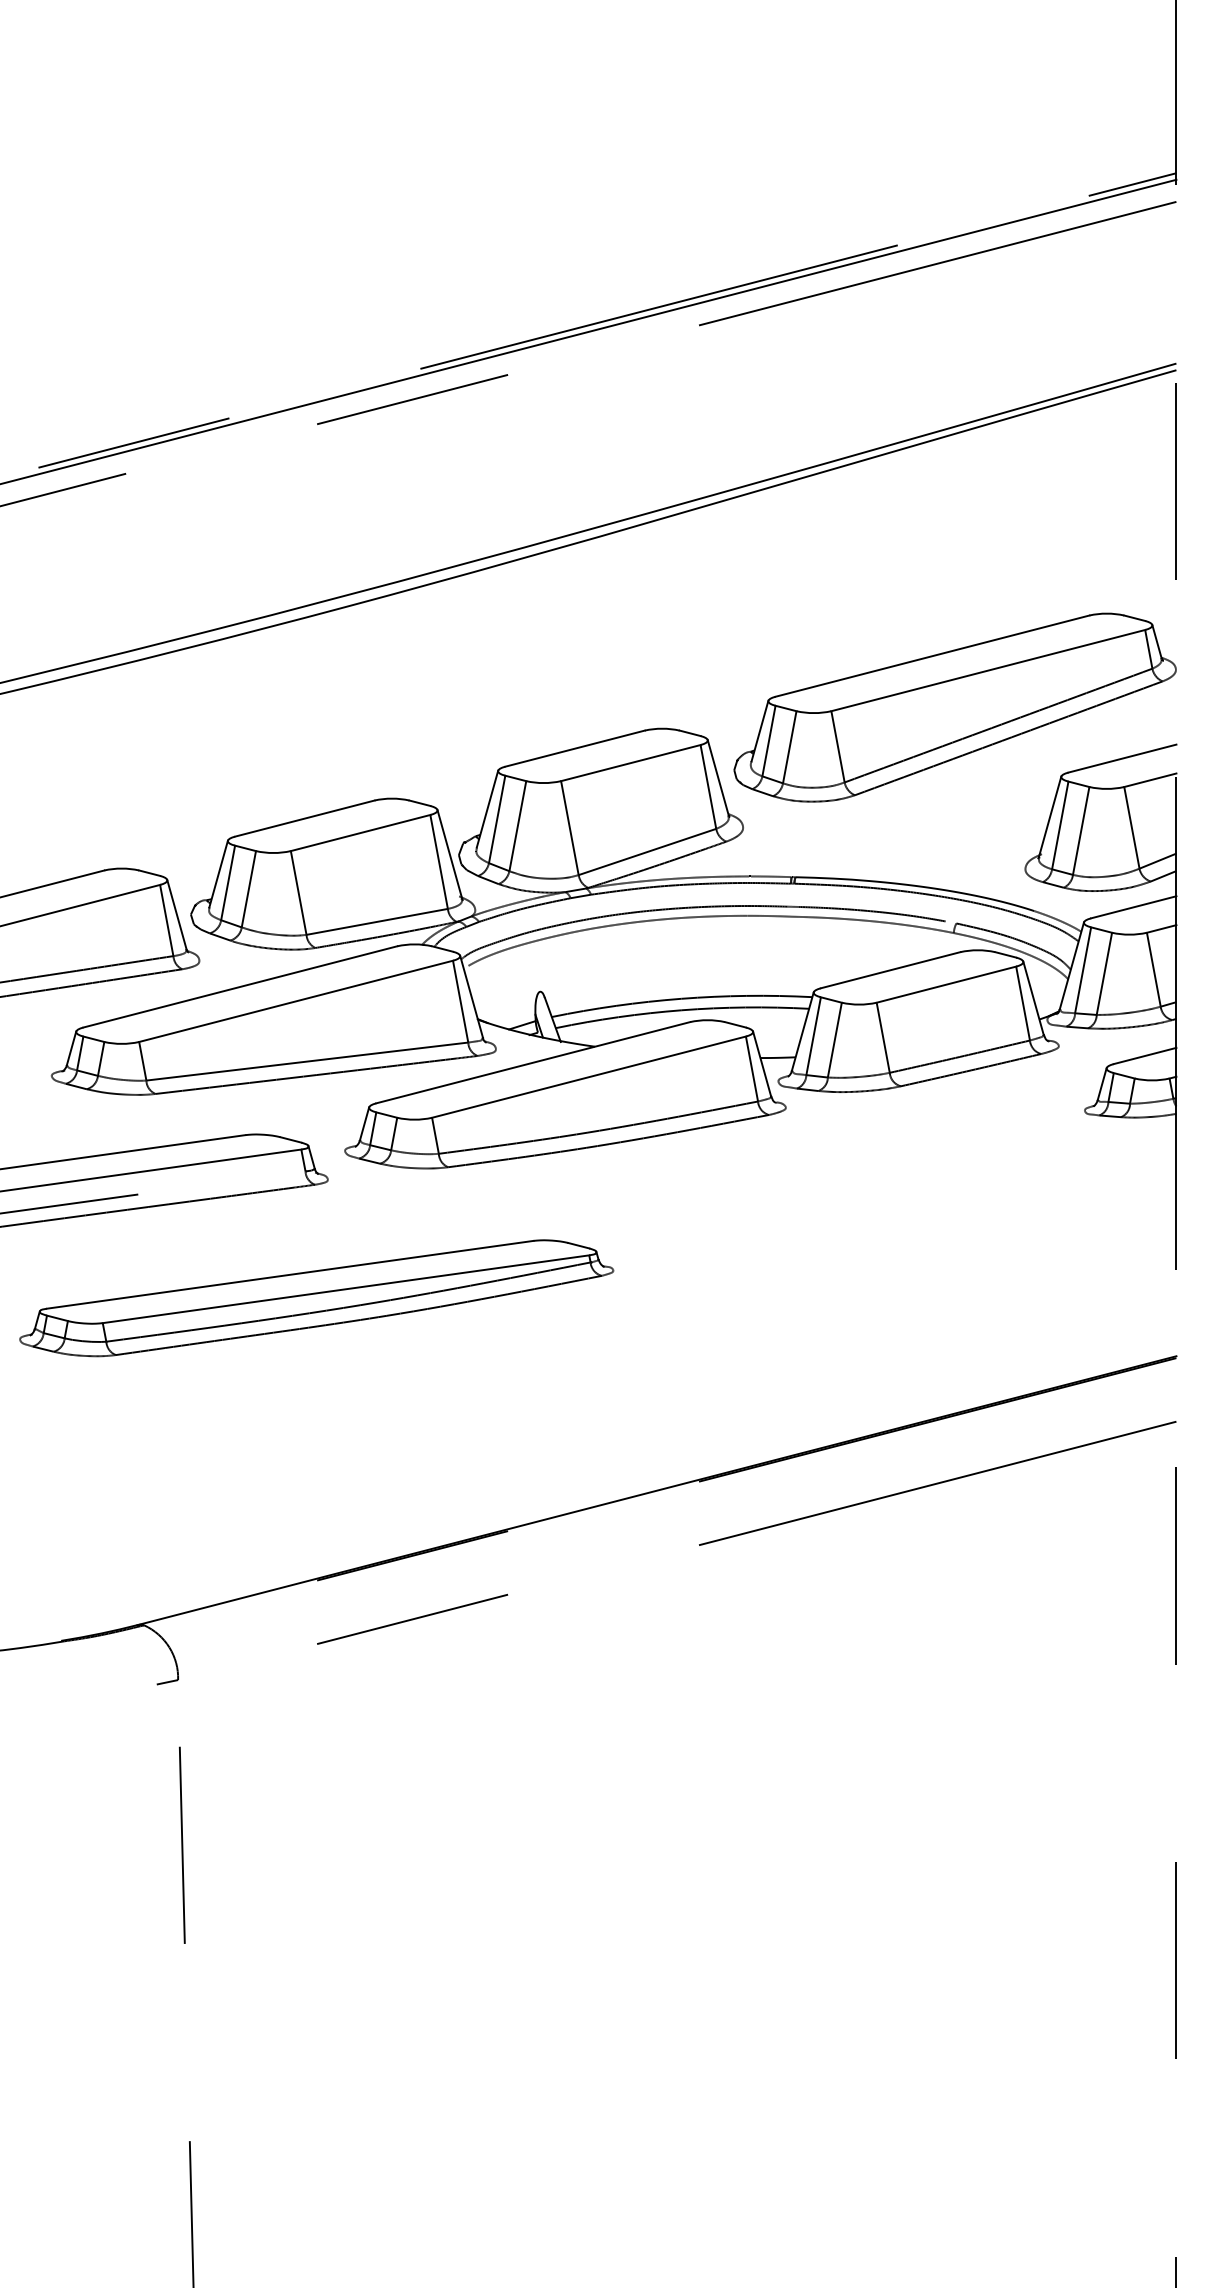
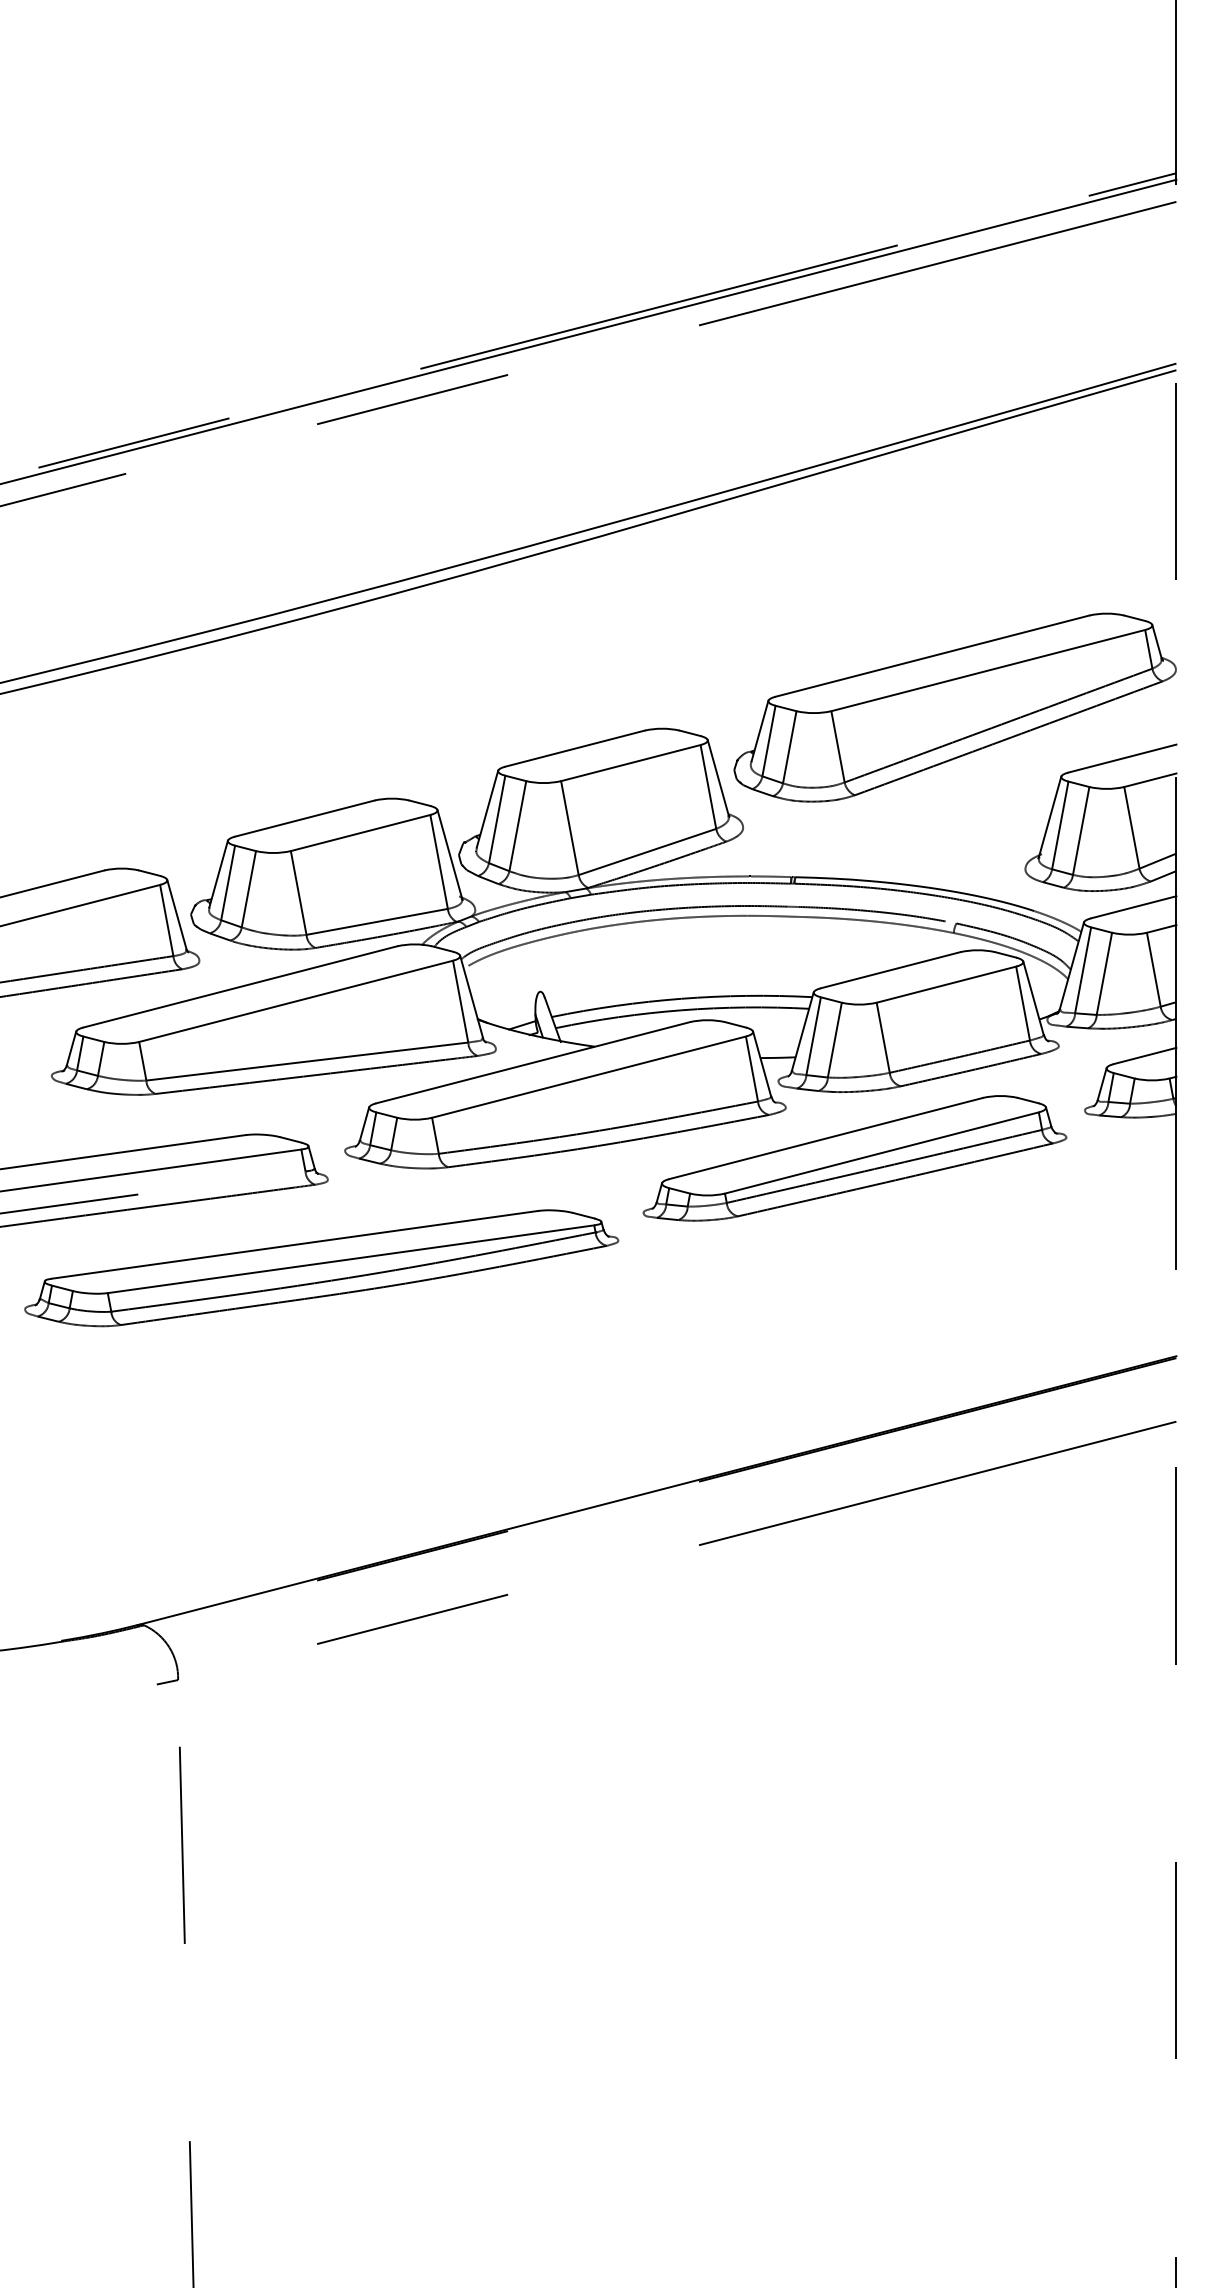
part: none -> present (854, 1158)
part position: (316, 1298) -> (321, 1268) (321, 1268)
